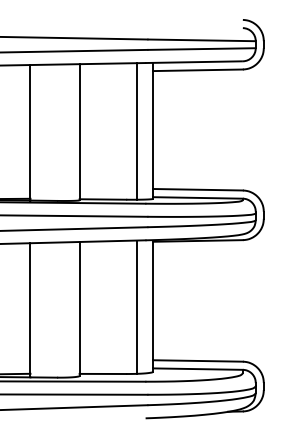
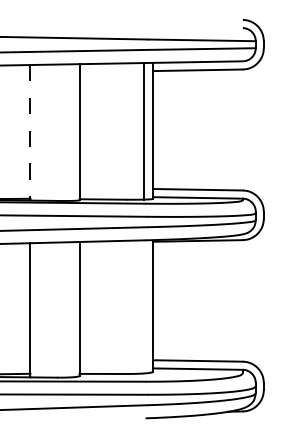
line position: (136, 131) -> (143, 131) (143, 131)
line: solid -> dashed (30, 132)
line: present -> none (136, 306)
